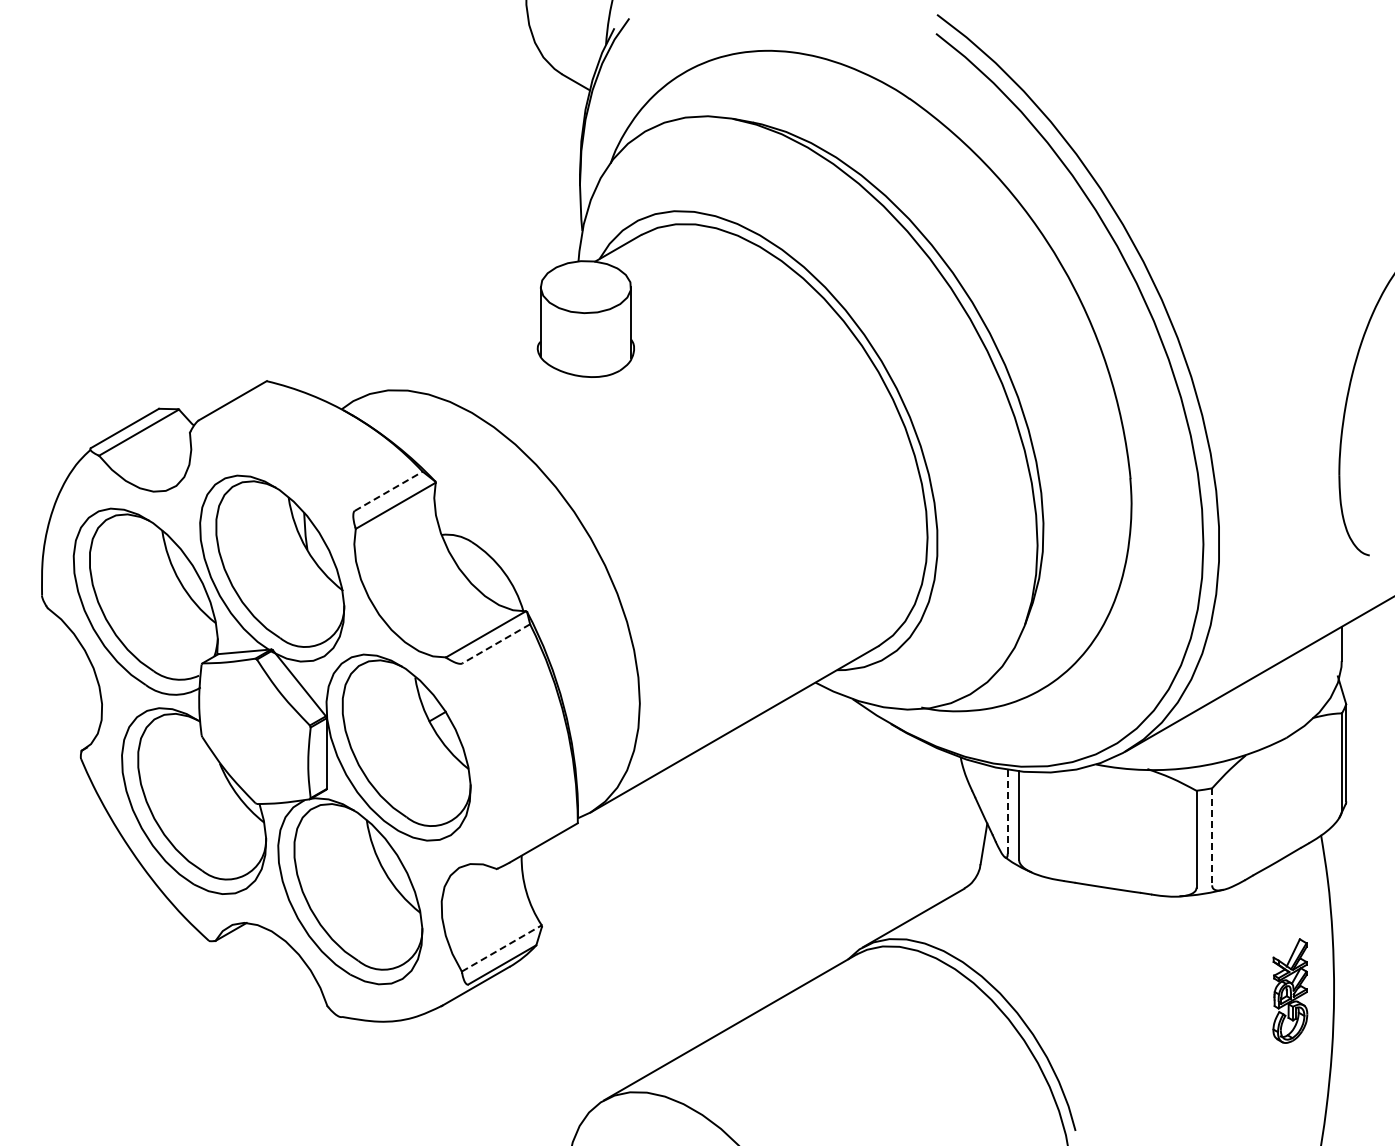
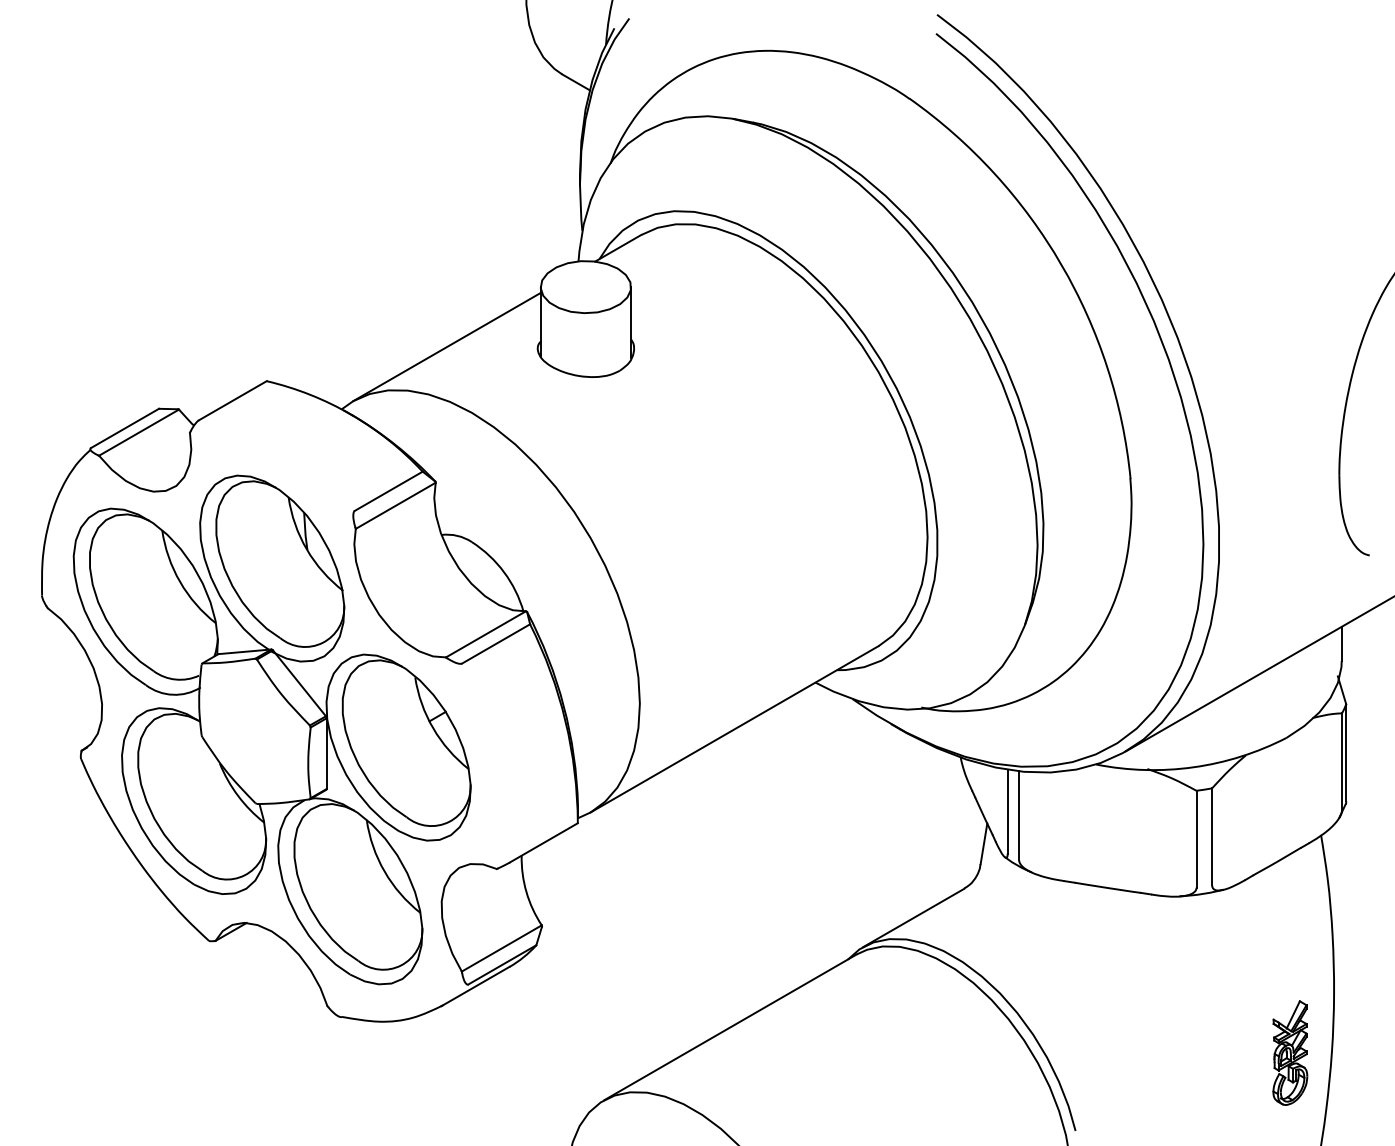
line: none -> present (446, 346)
line: dashed -> solid (389, 491)
line: dashed -> solid (495, 644)
line: dashed -> solid (1007, 811)
line: dashed -> solid (1212, 837)
line: dashed -> solid (502, 948)
part position: (1290, 990) -> (1290, 1052) (1290, 1052)
